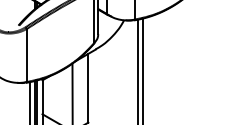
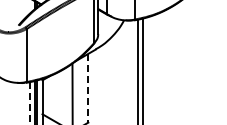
line: solid -> dashed (88, 88)
line: solid -> dashed (29, 103)
